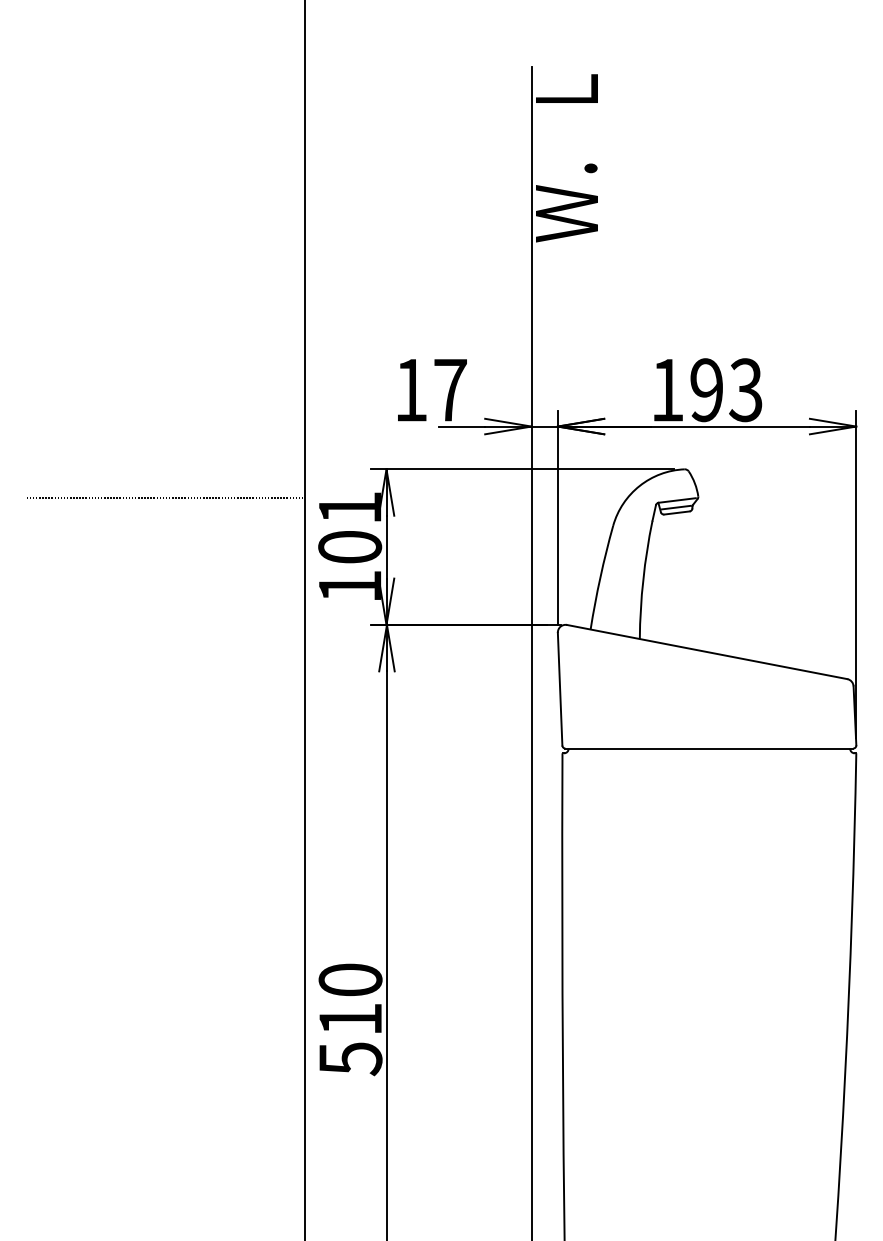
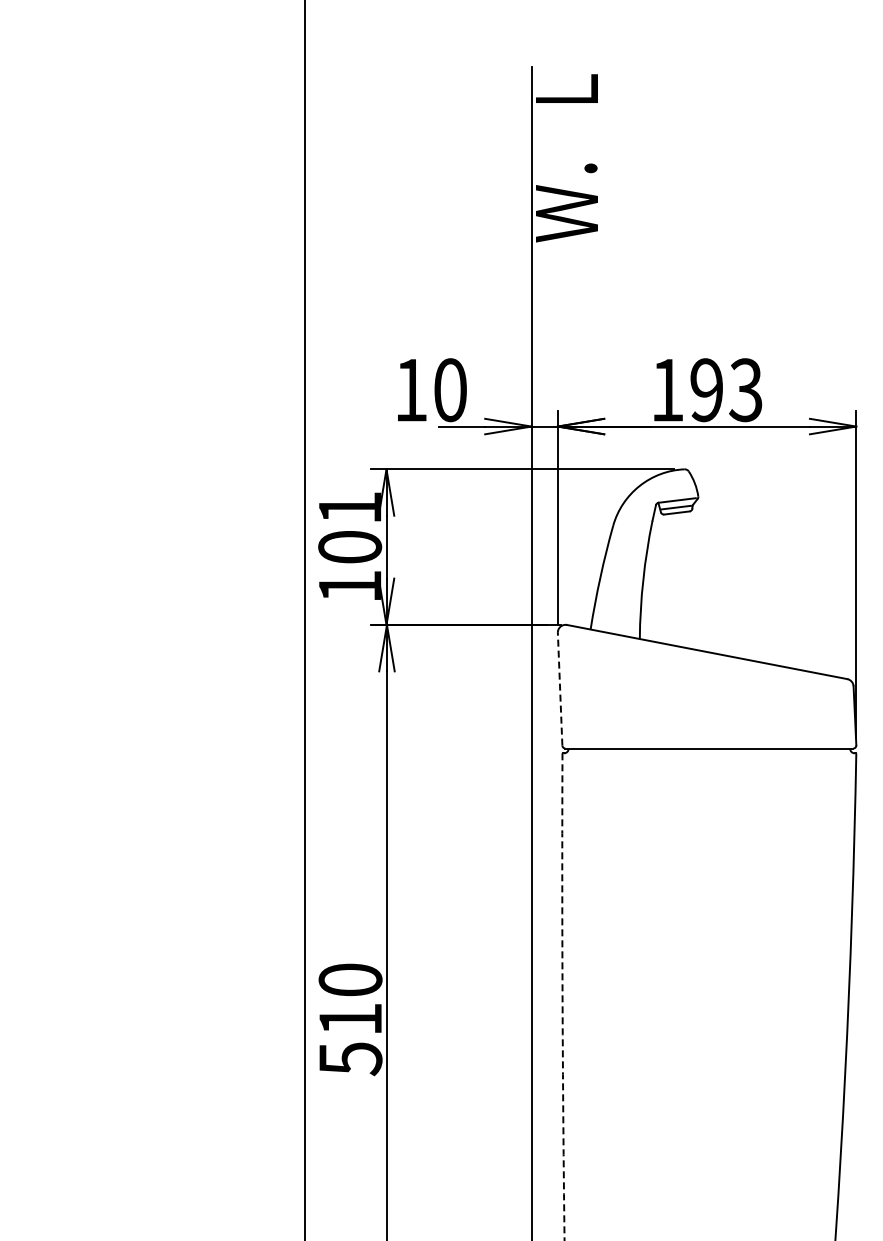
text: 17 -> 10 (450, 390)
line: present -> none (165, 498)
line: solid -> dashed (560, 688)
arc: solid -> dashed (562, 997)
